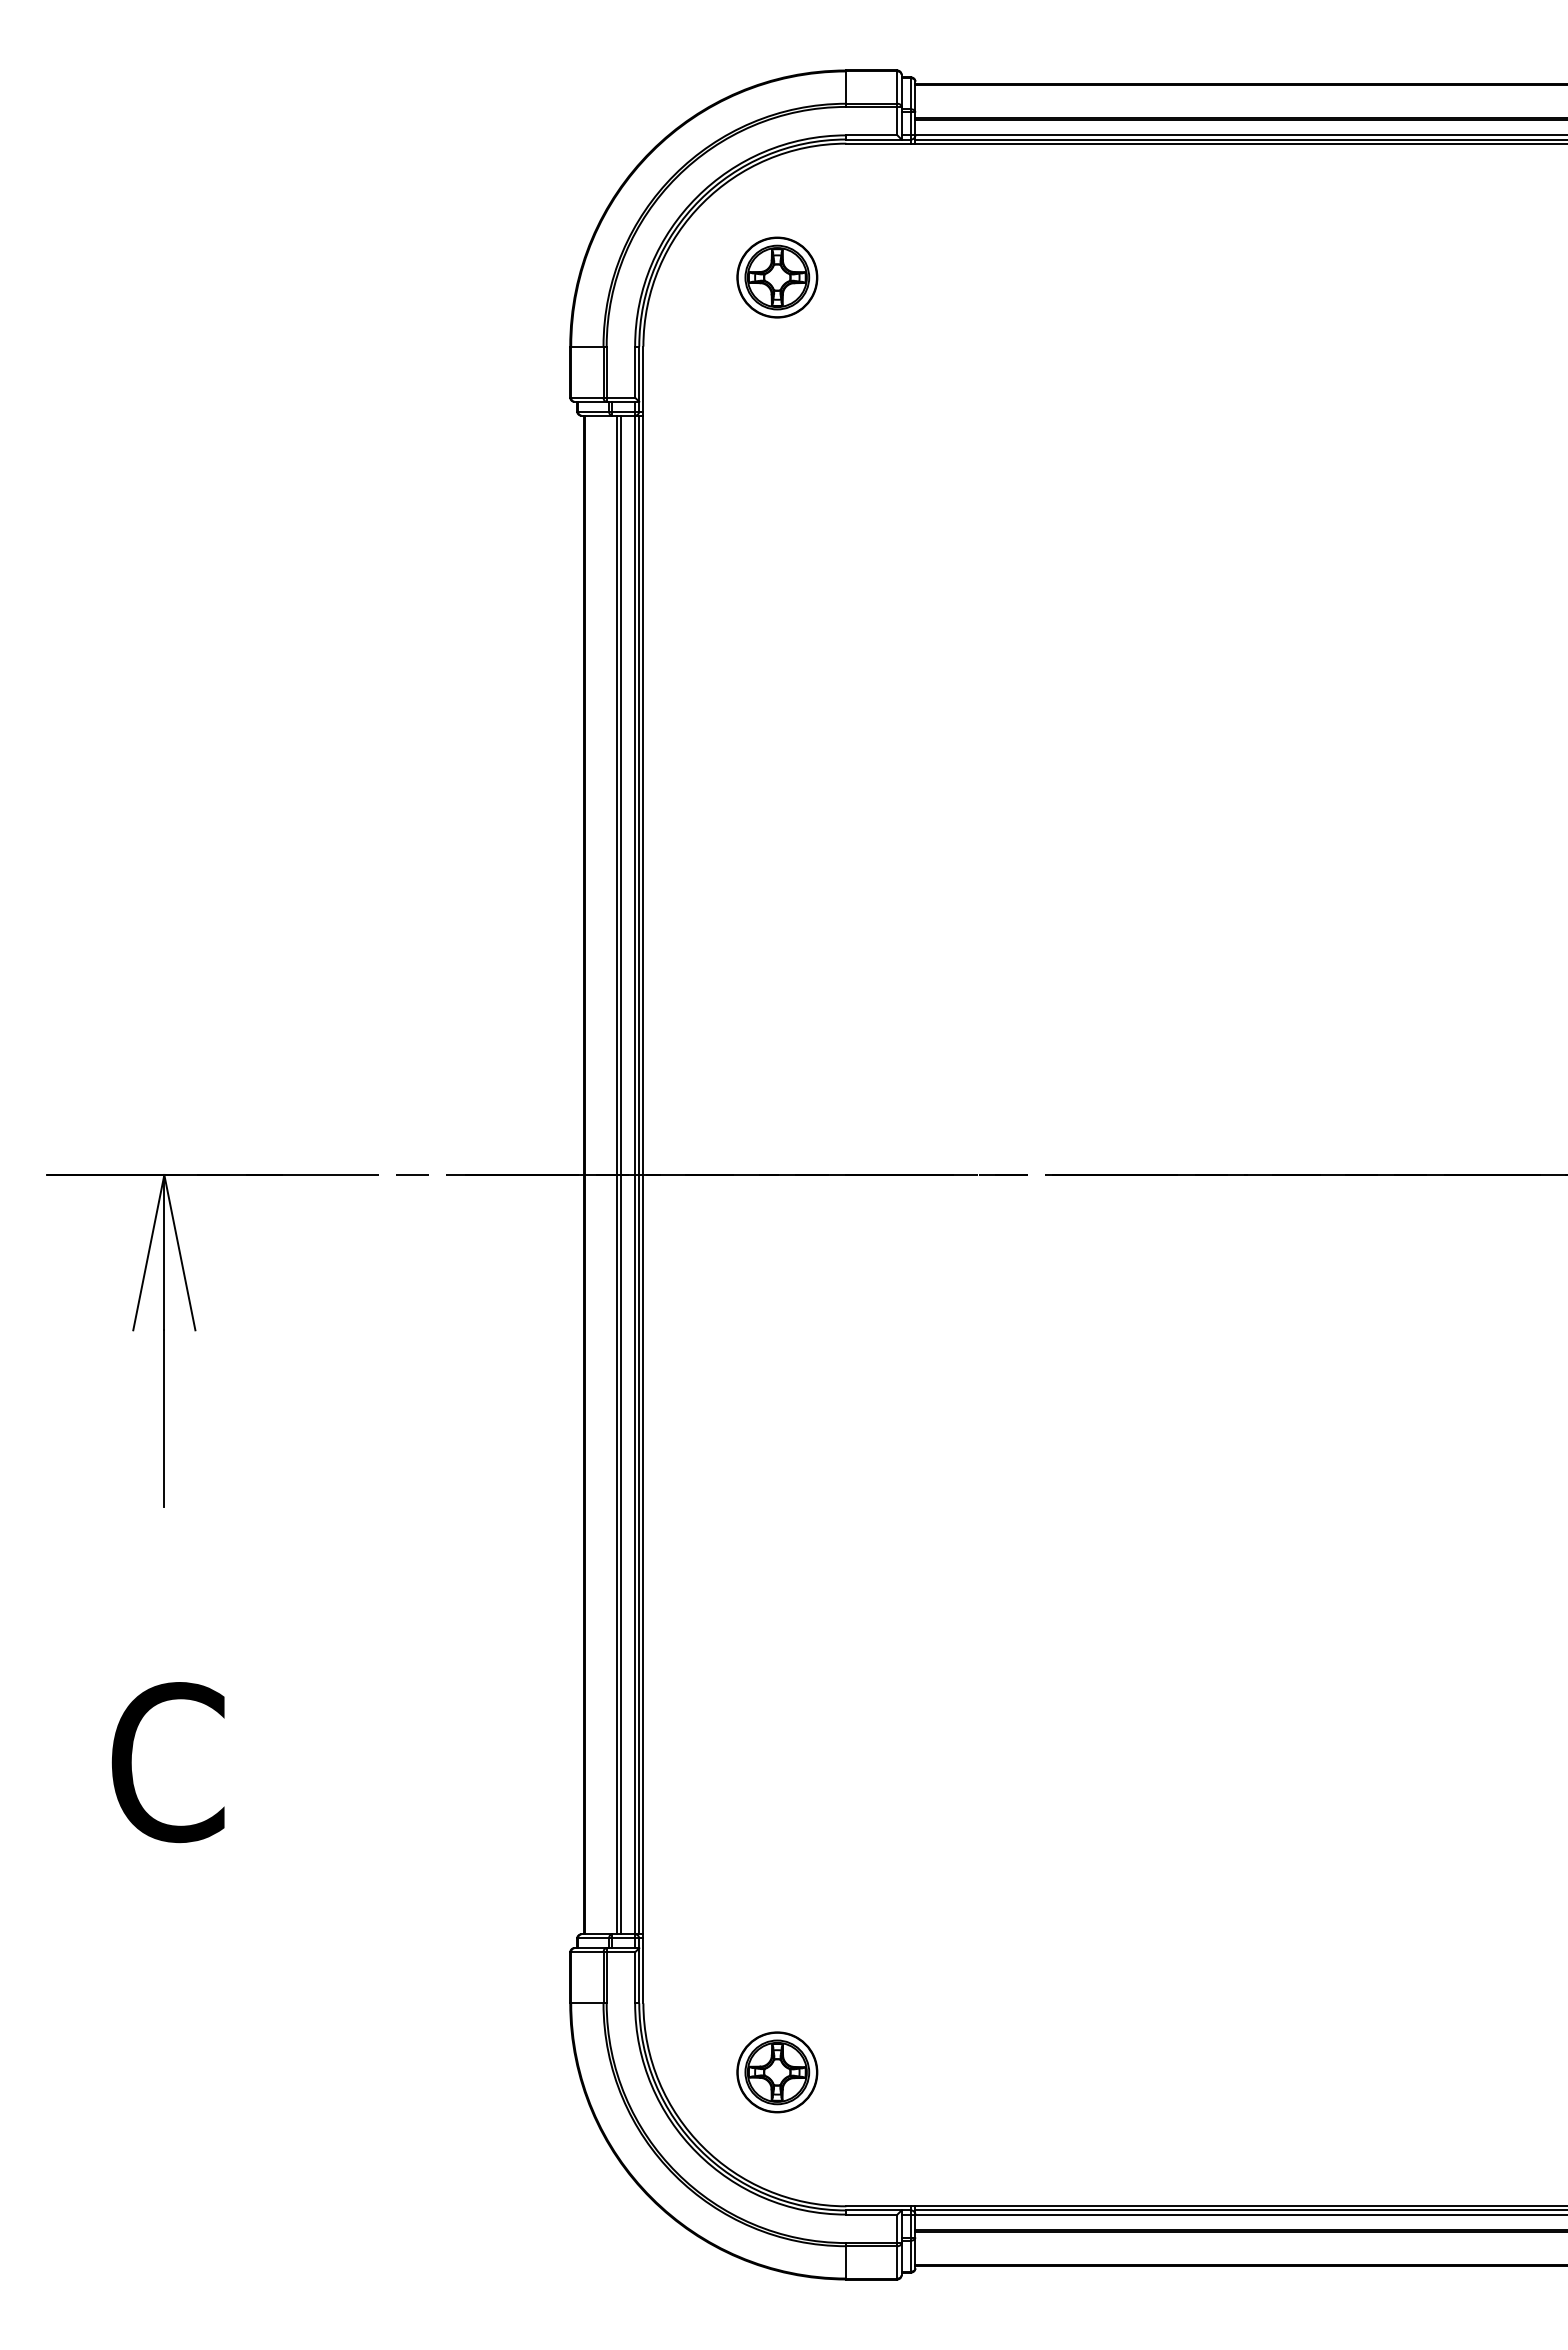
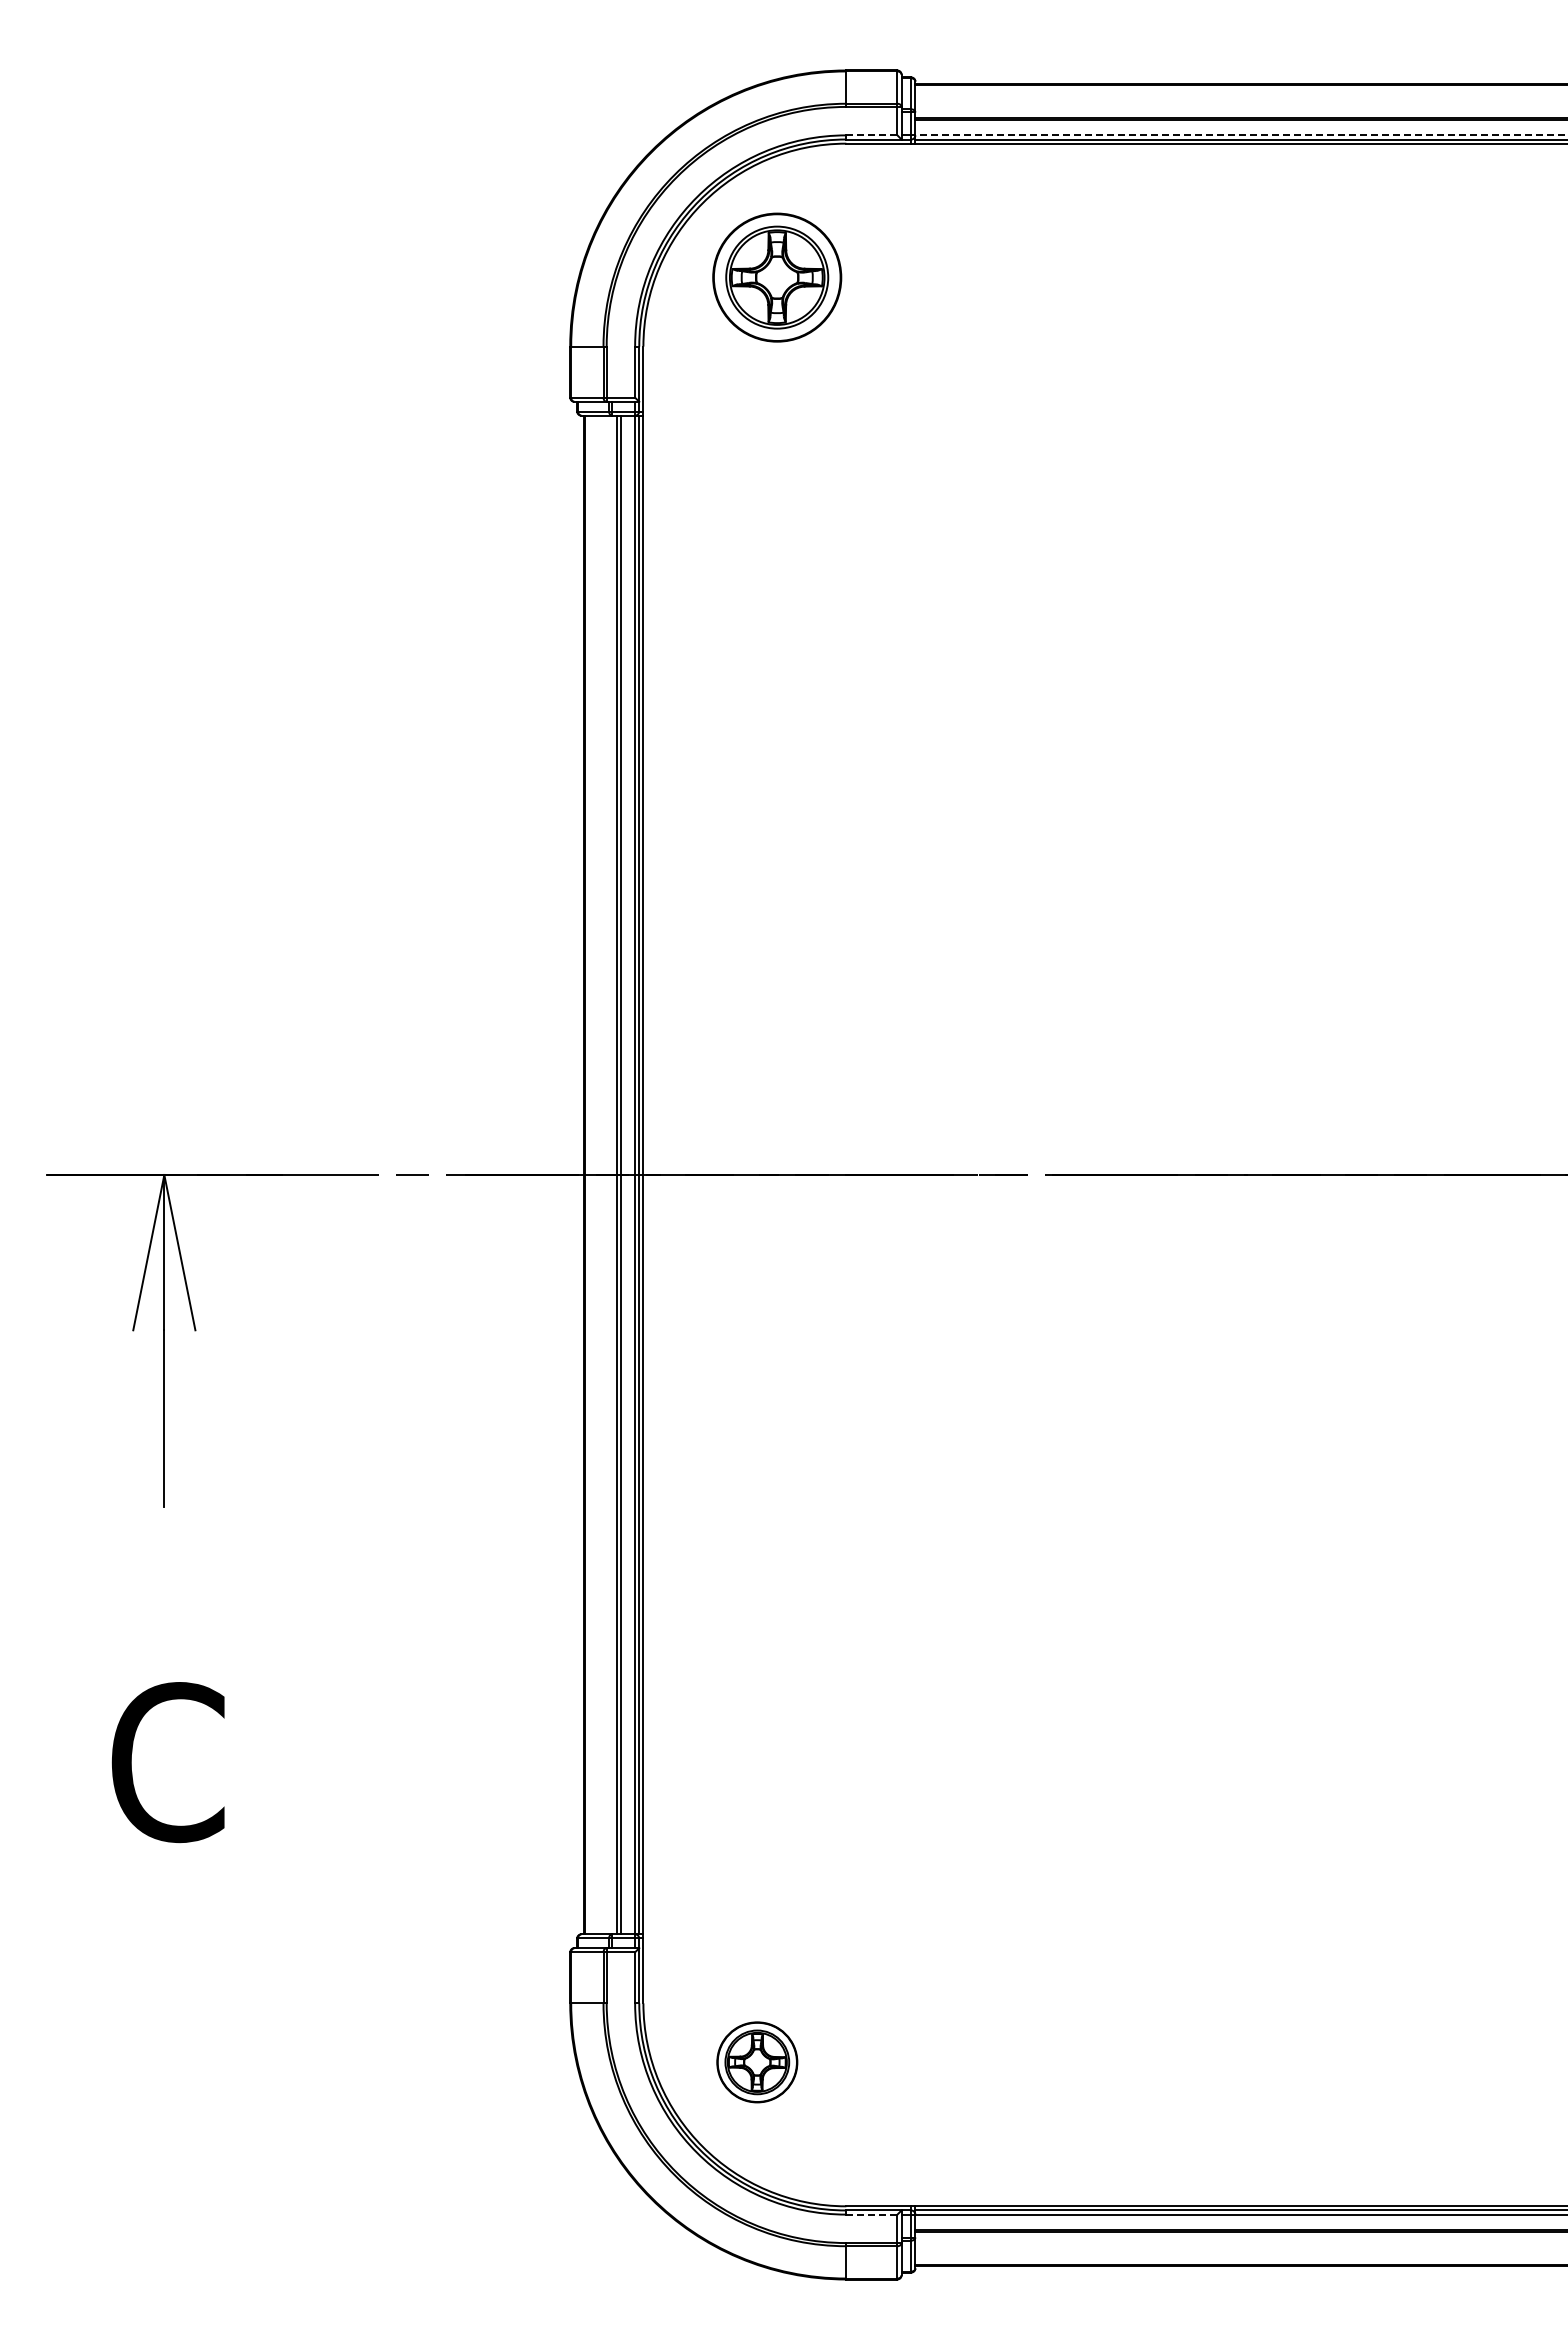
line: solid -> dashed (871, 135)
line: solid -> dashed (1241, 135)
part size: 83x83 px -> 131x131 px (777, 277)
part position: (777, 2072) -> (757, 2062) (757, 2062)
line: solid -> dashed (871, 2214)
